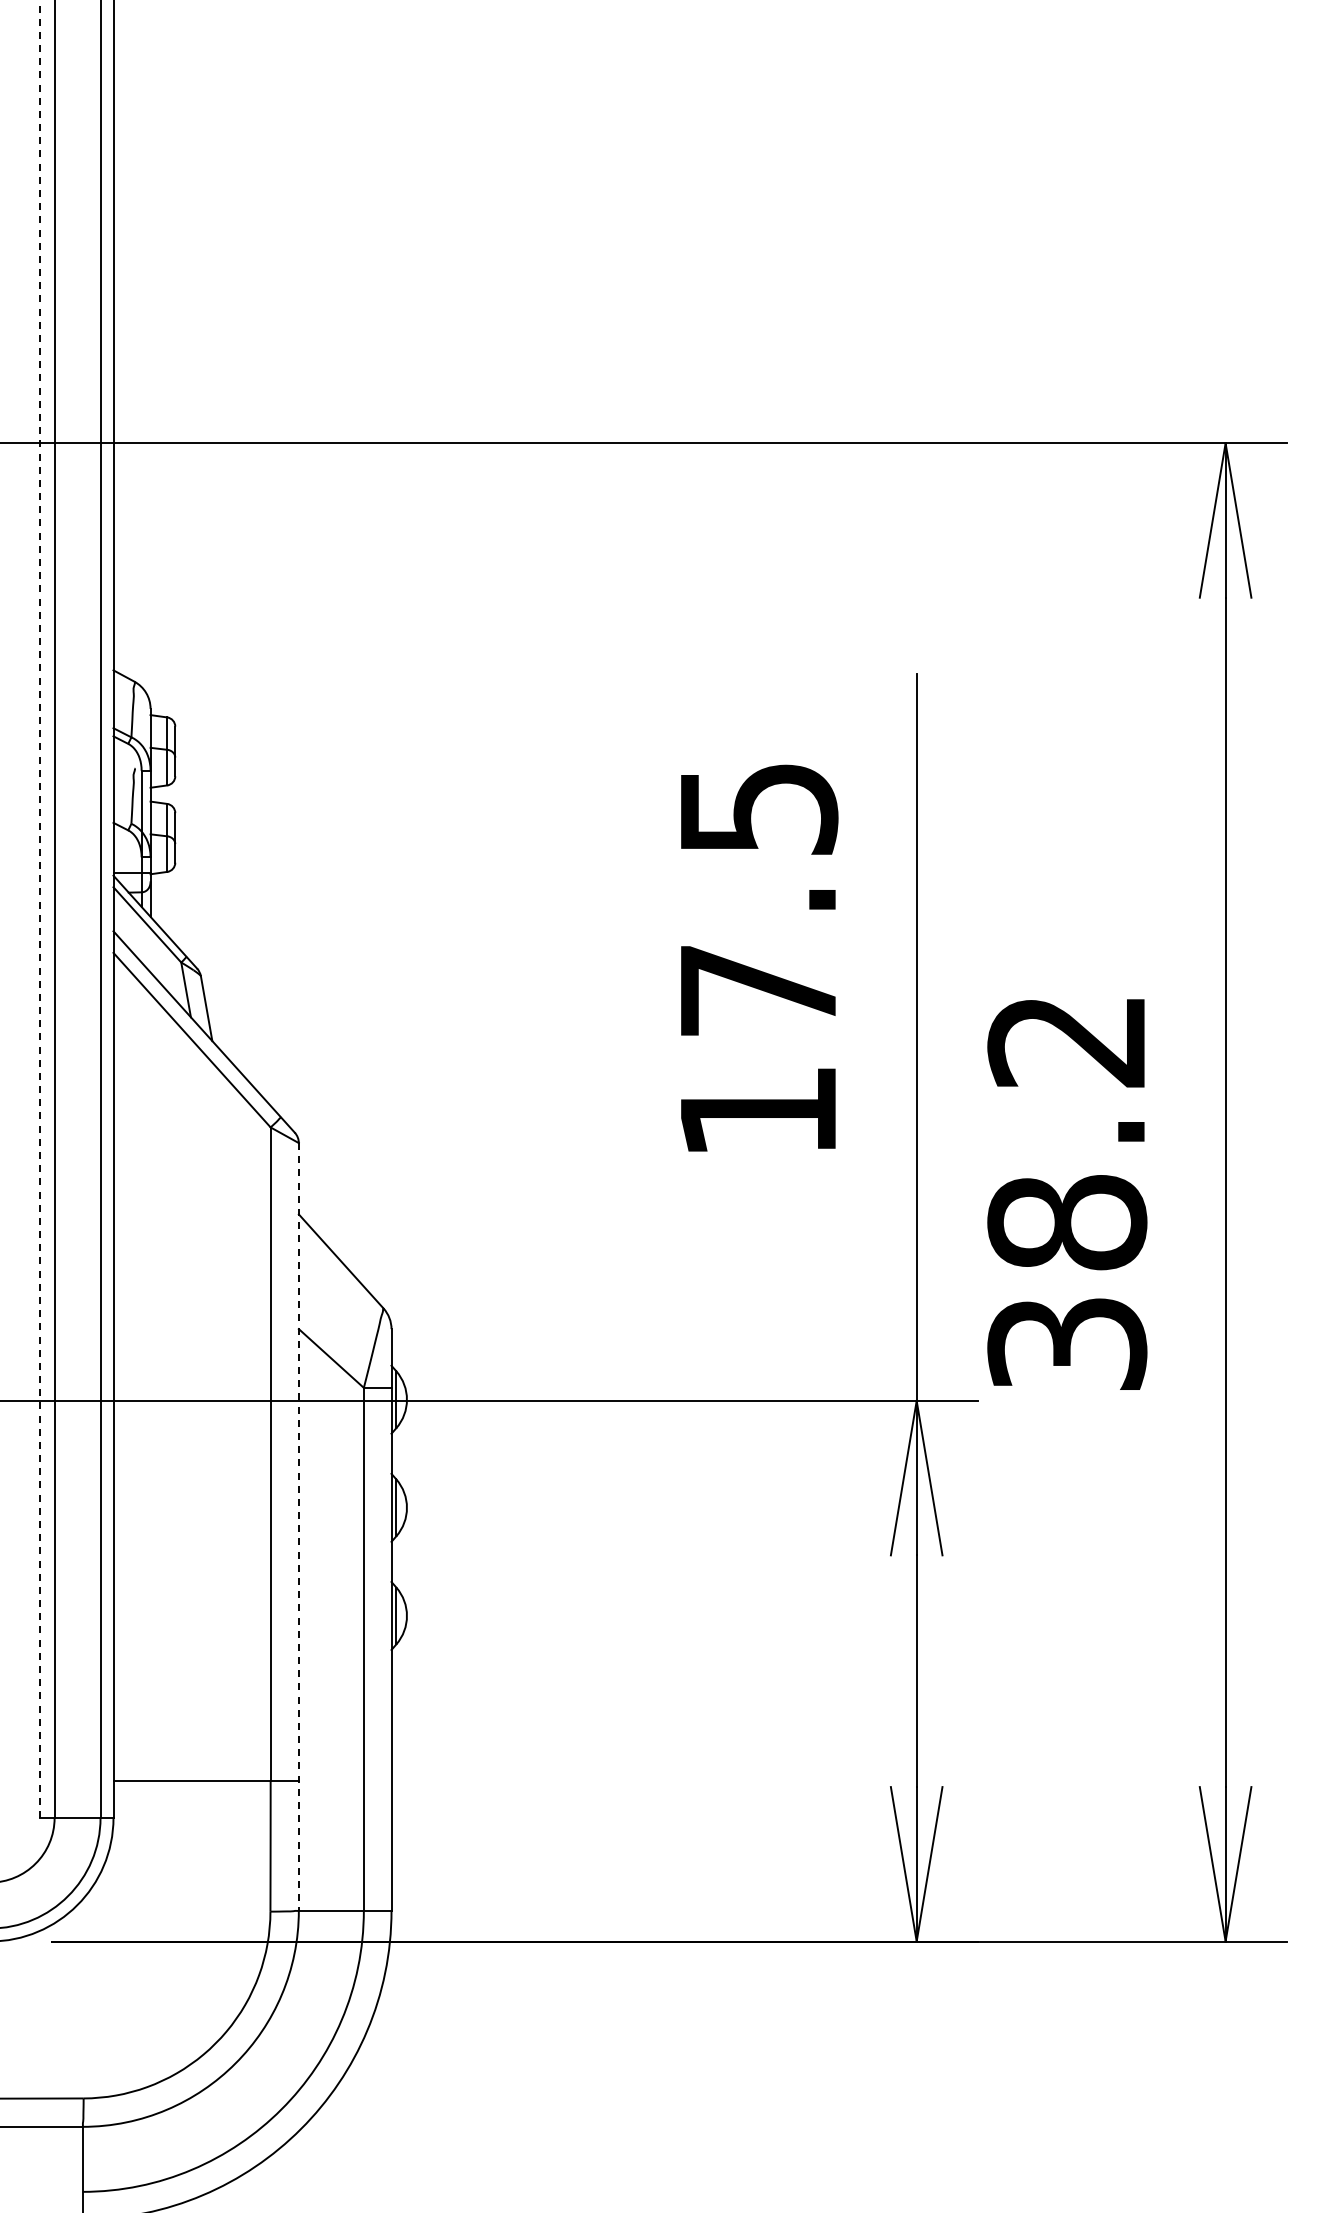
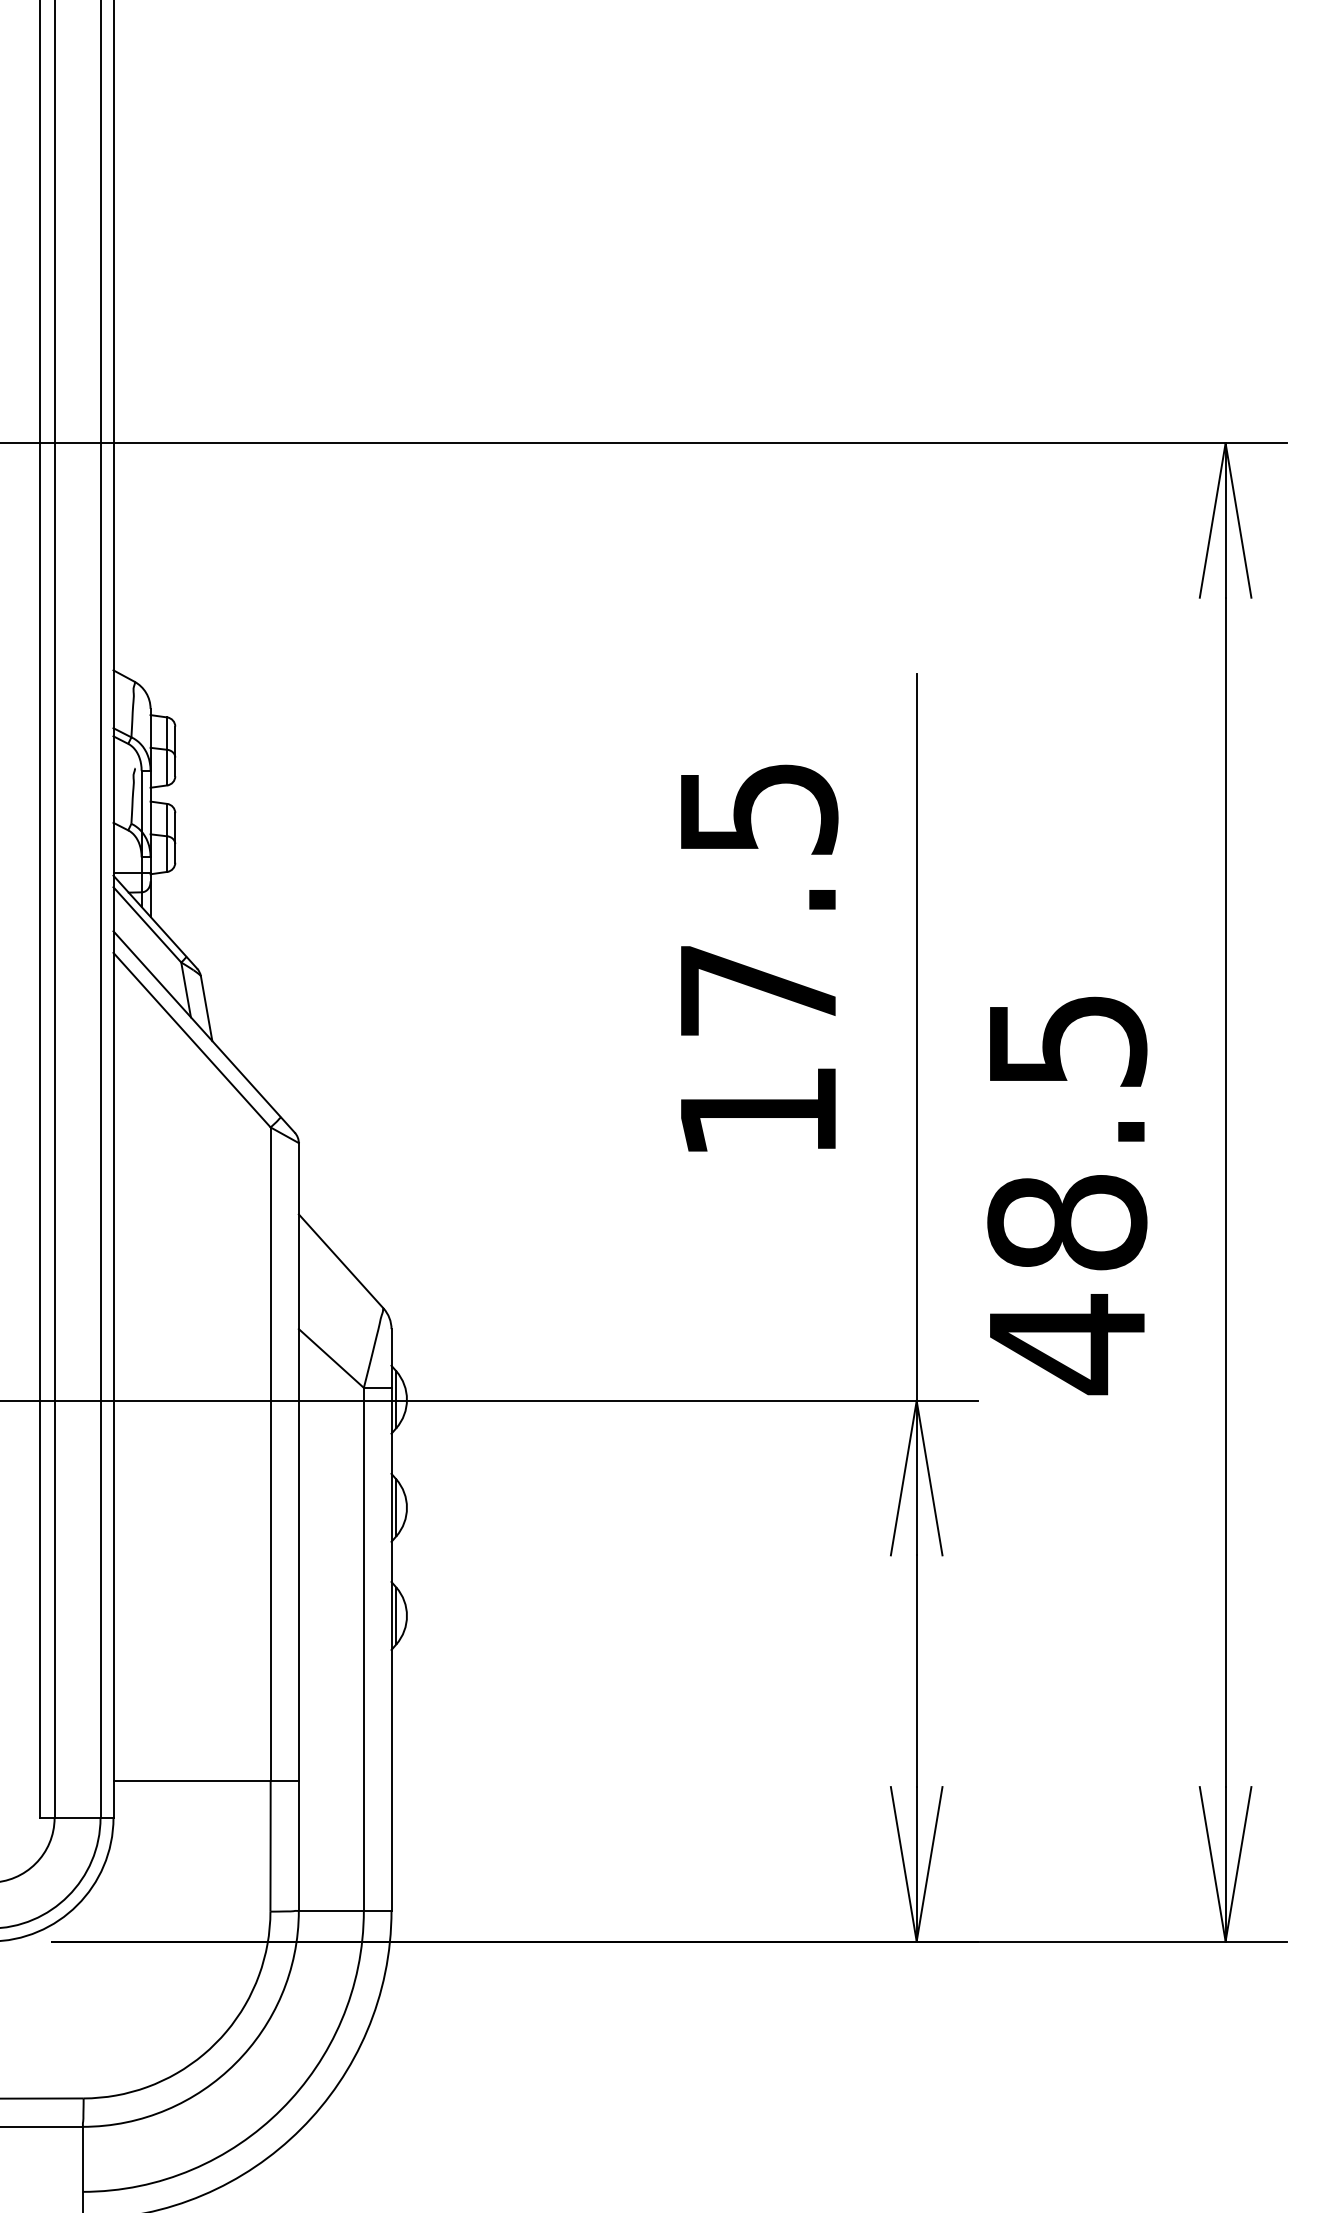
line: dashed -> solid (39, 908)
text: 38.2 -> 48.5 (1067, 1195)
line: dashed -> solid (298, 1526)
